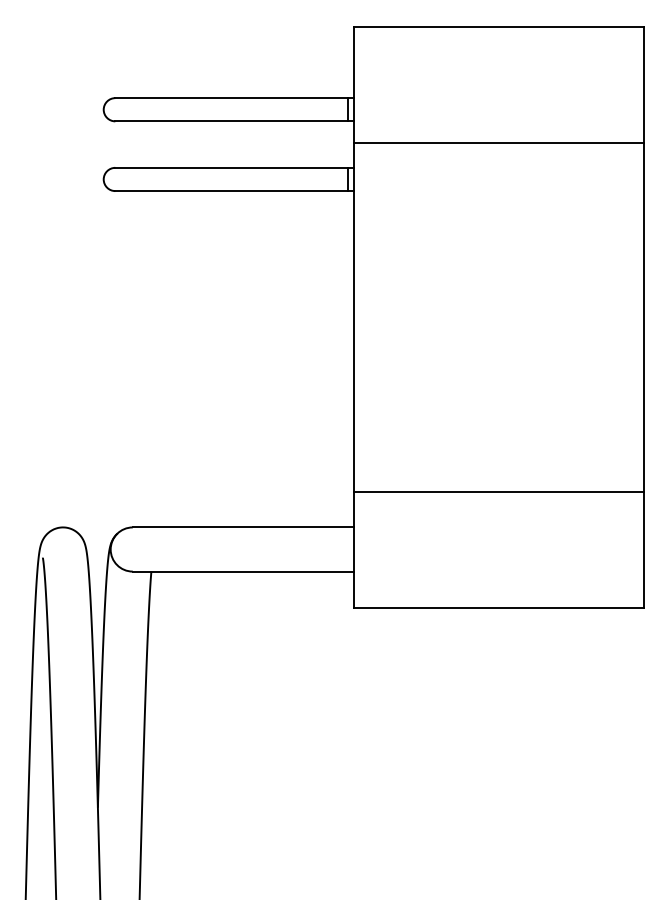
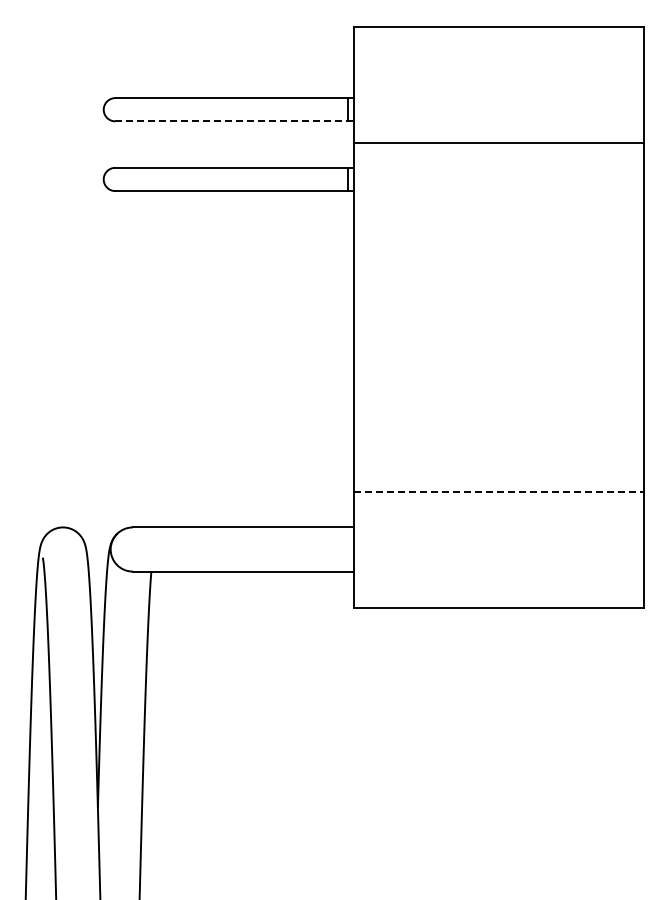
line: solid -> dashed (232, 121)
line: solid -> dashed (499, 491)
